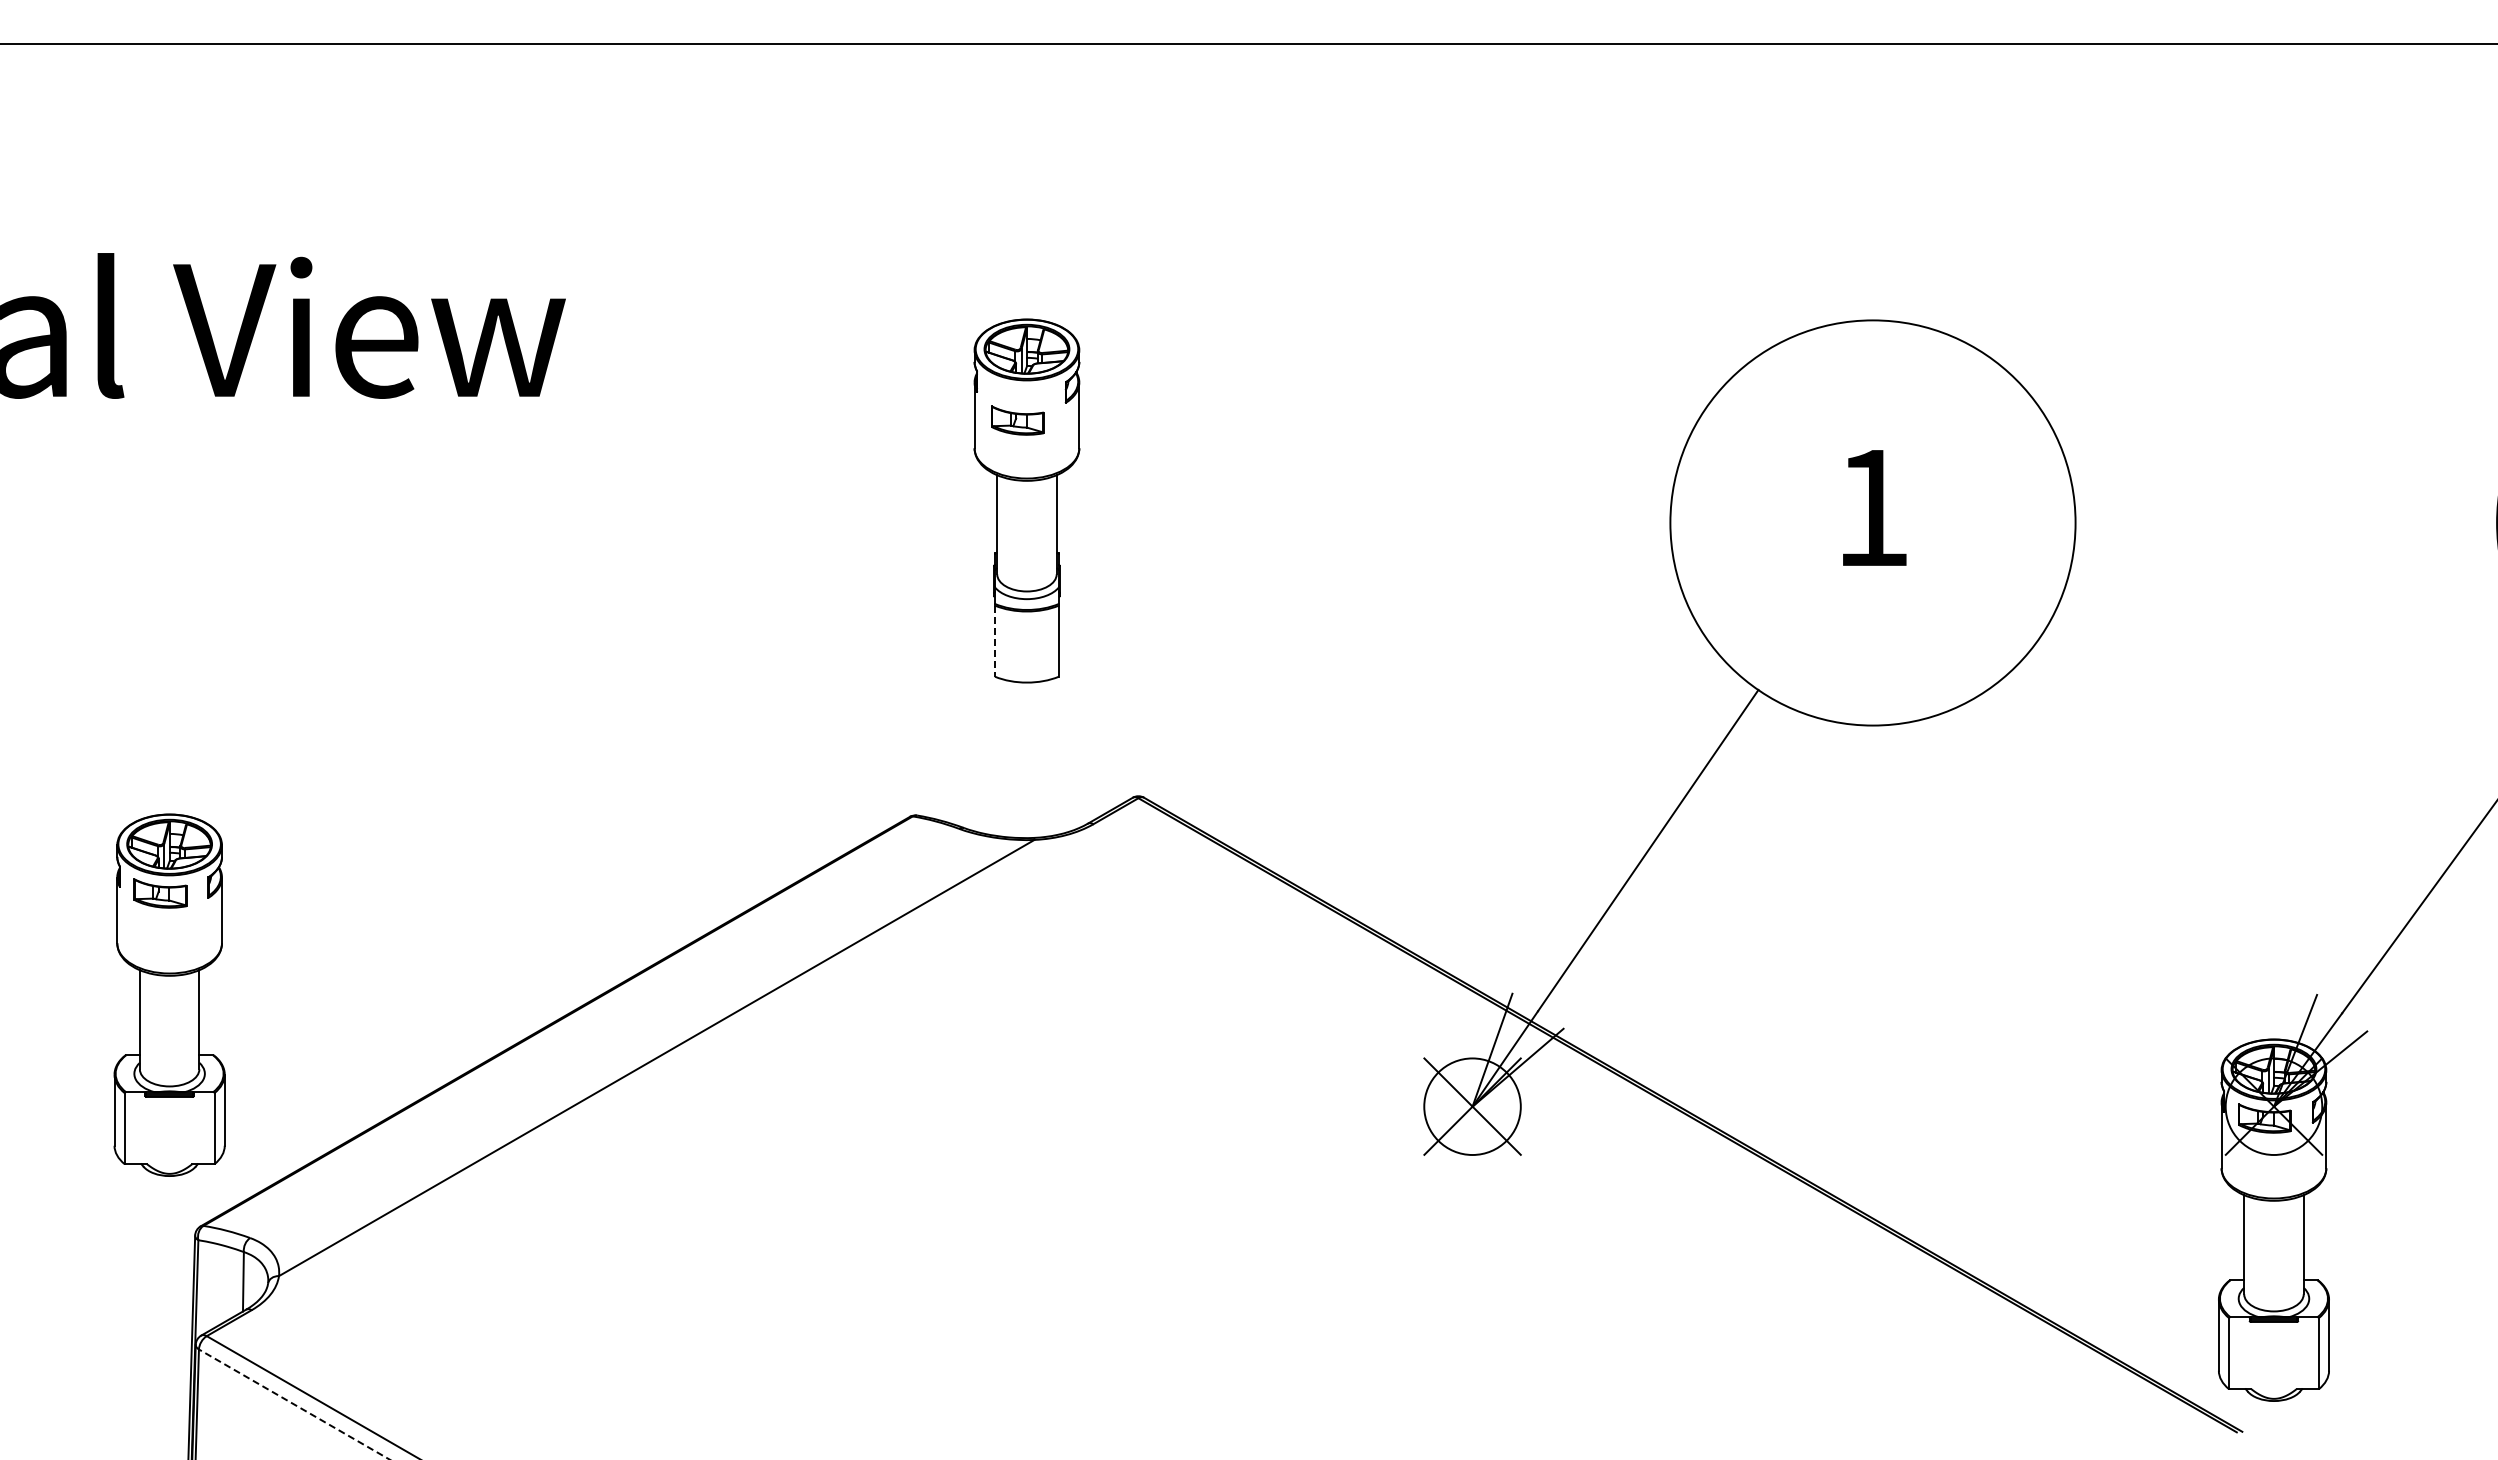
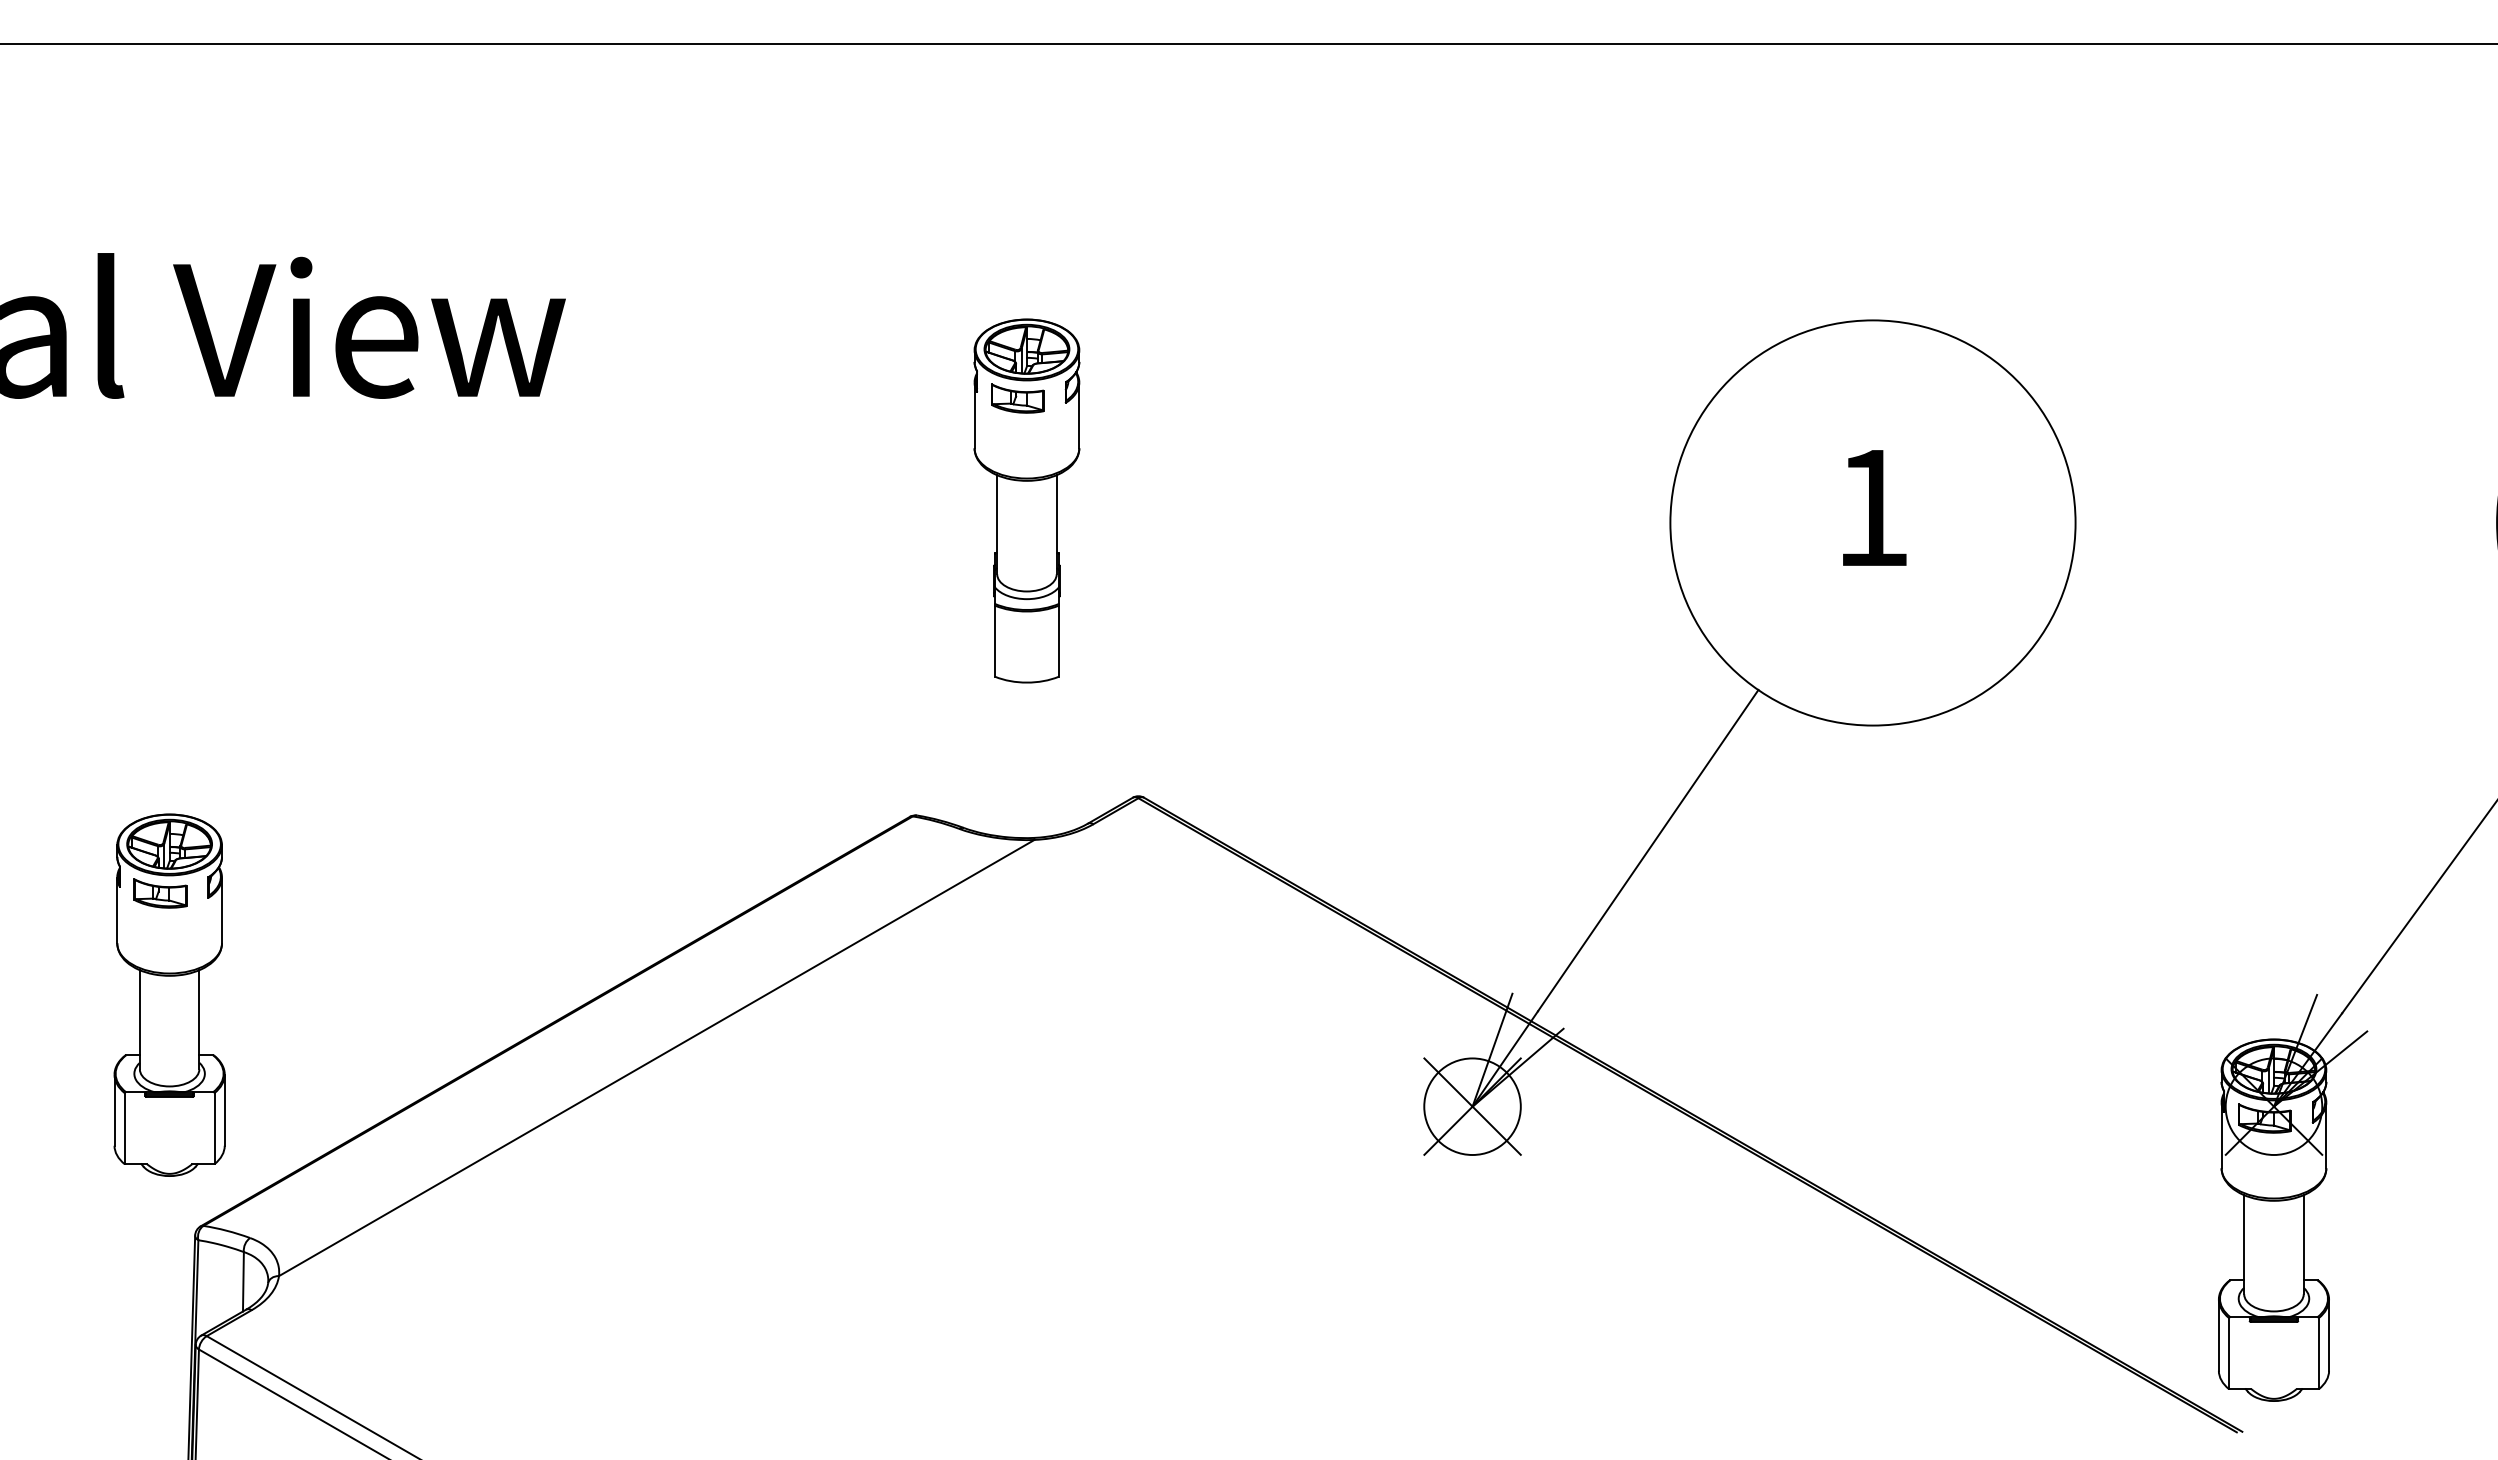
part position: (1017, 420) -> (1017, 398) (1017, 398)
line: dashed -> solid (995, 641)
line: dashed -> solid (294, 1404)
